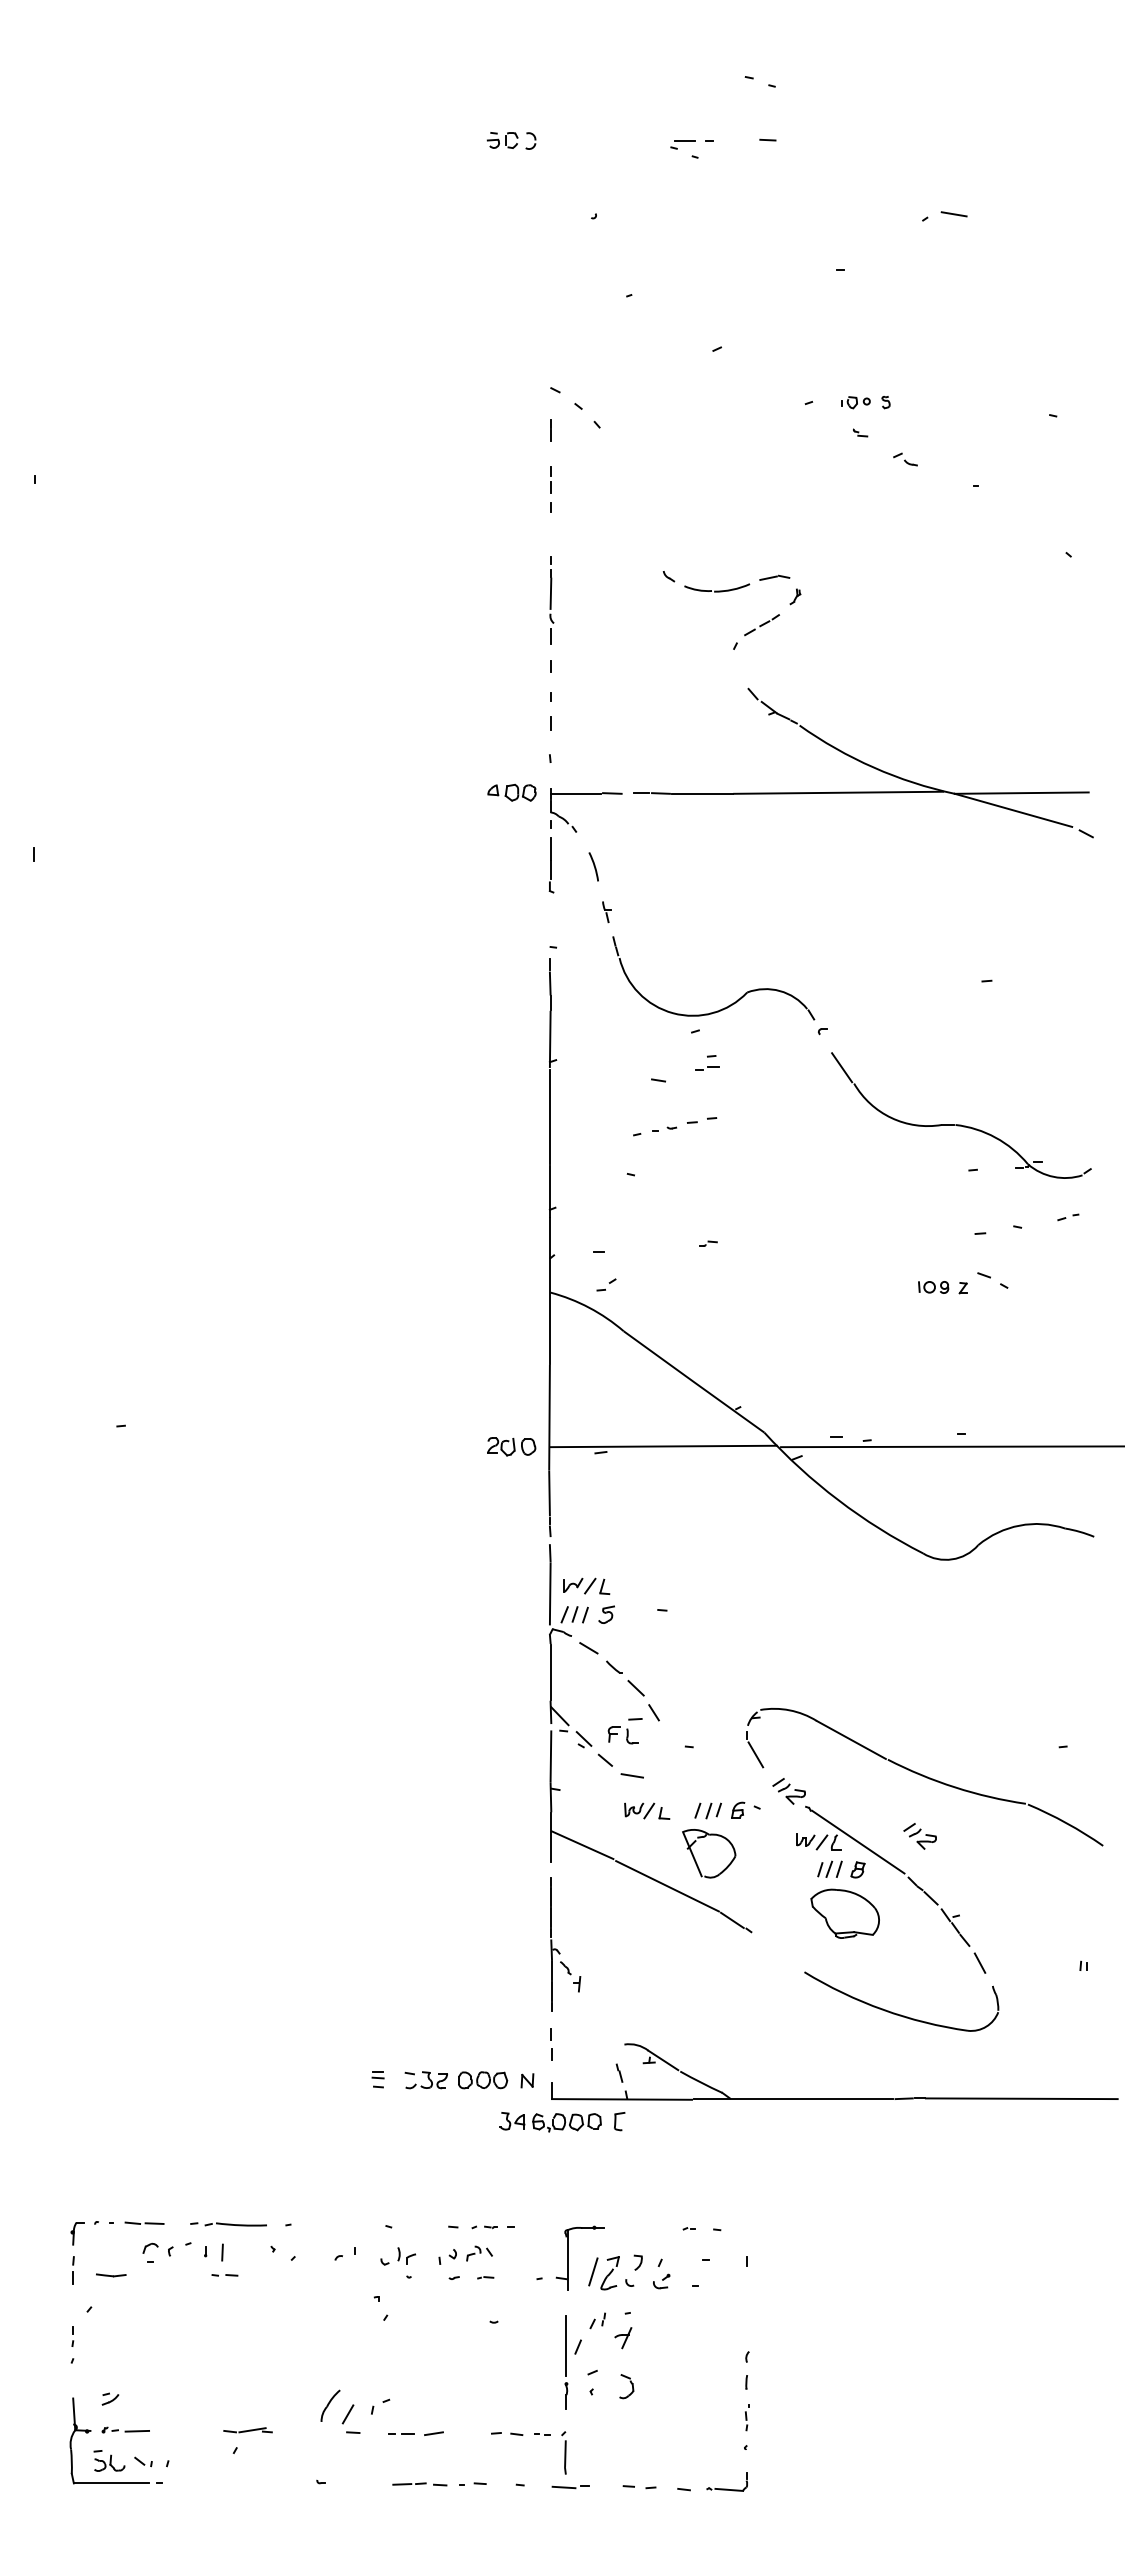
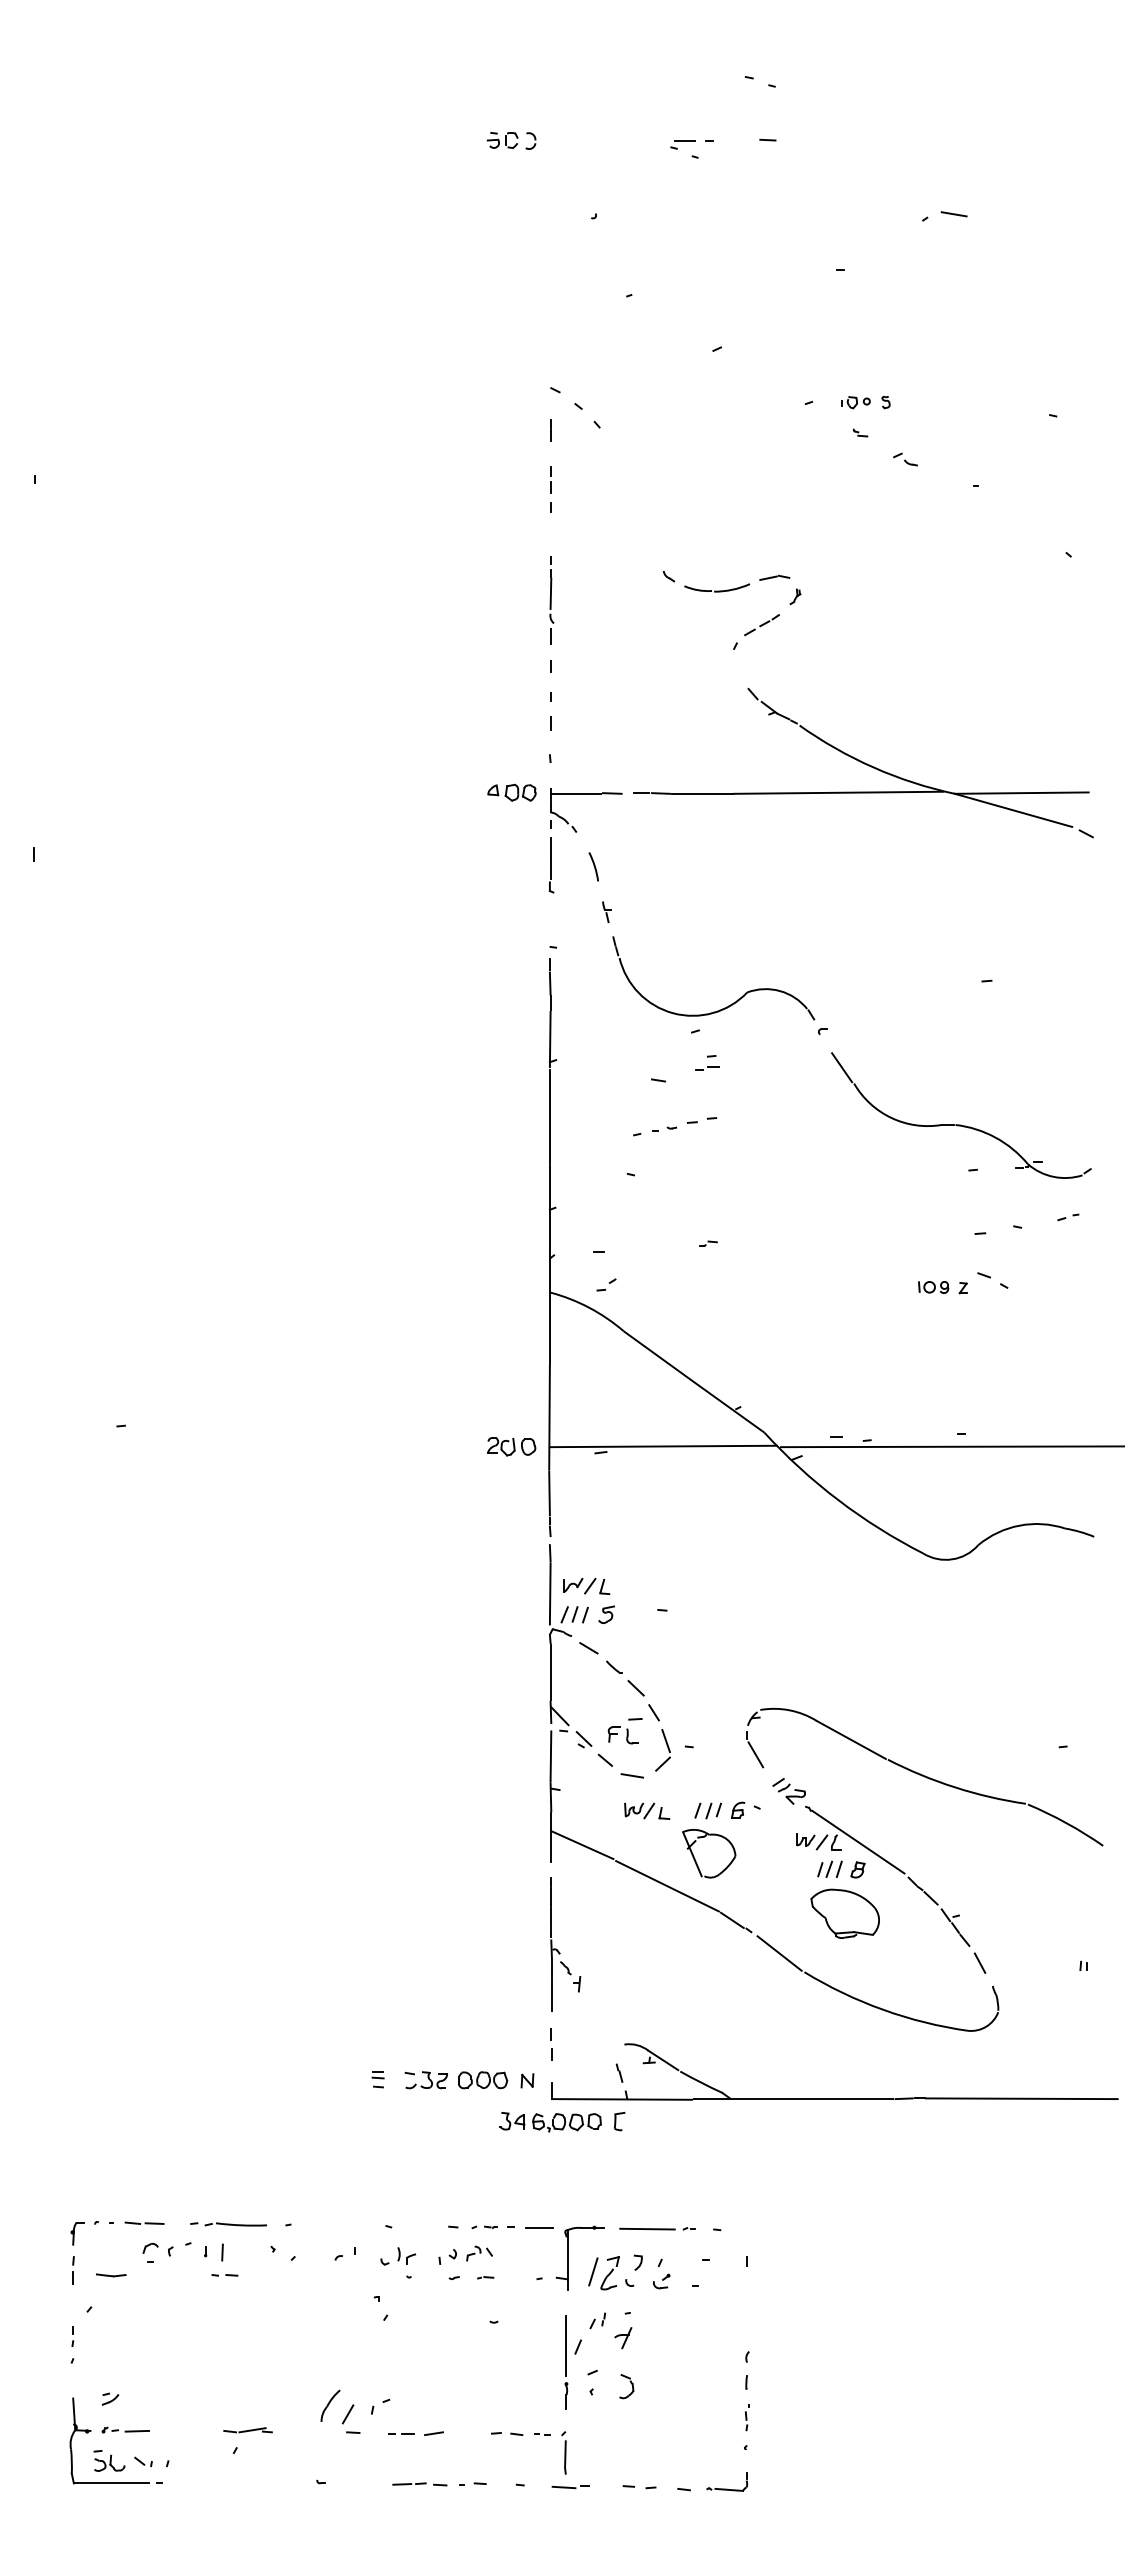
part: none -> present (662, 1750)
part: present -> none (919, 1836)
line: none -> present (779, 1953)
line: none -> present (539, 2228)
line: none -> present (647, 2228)
